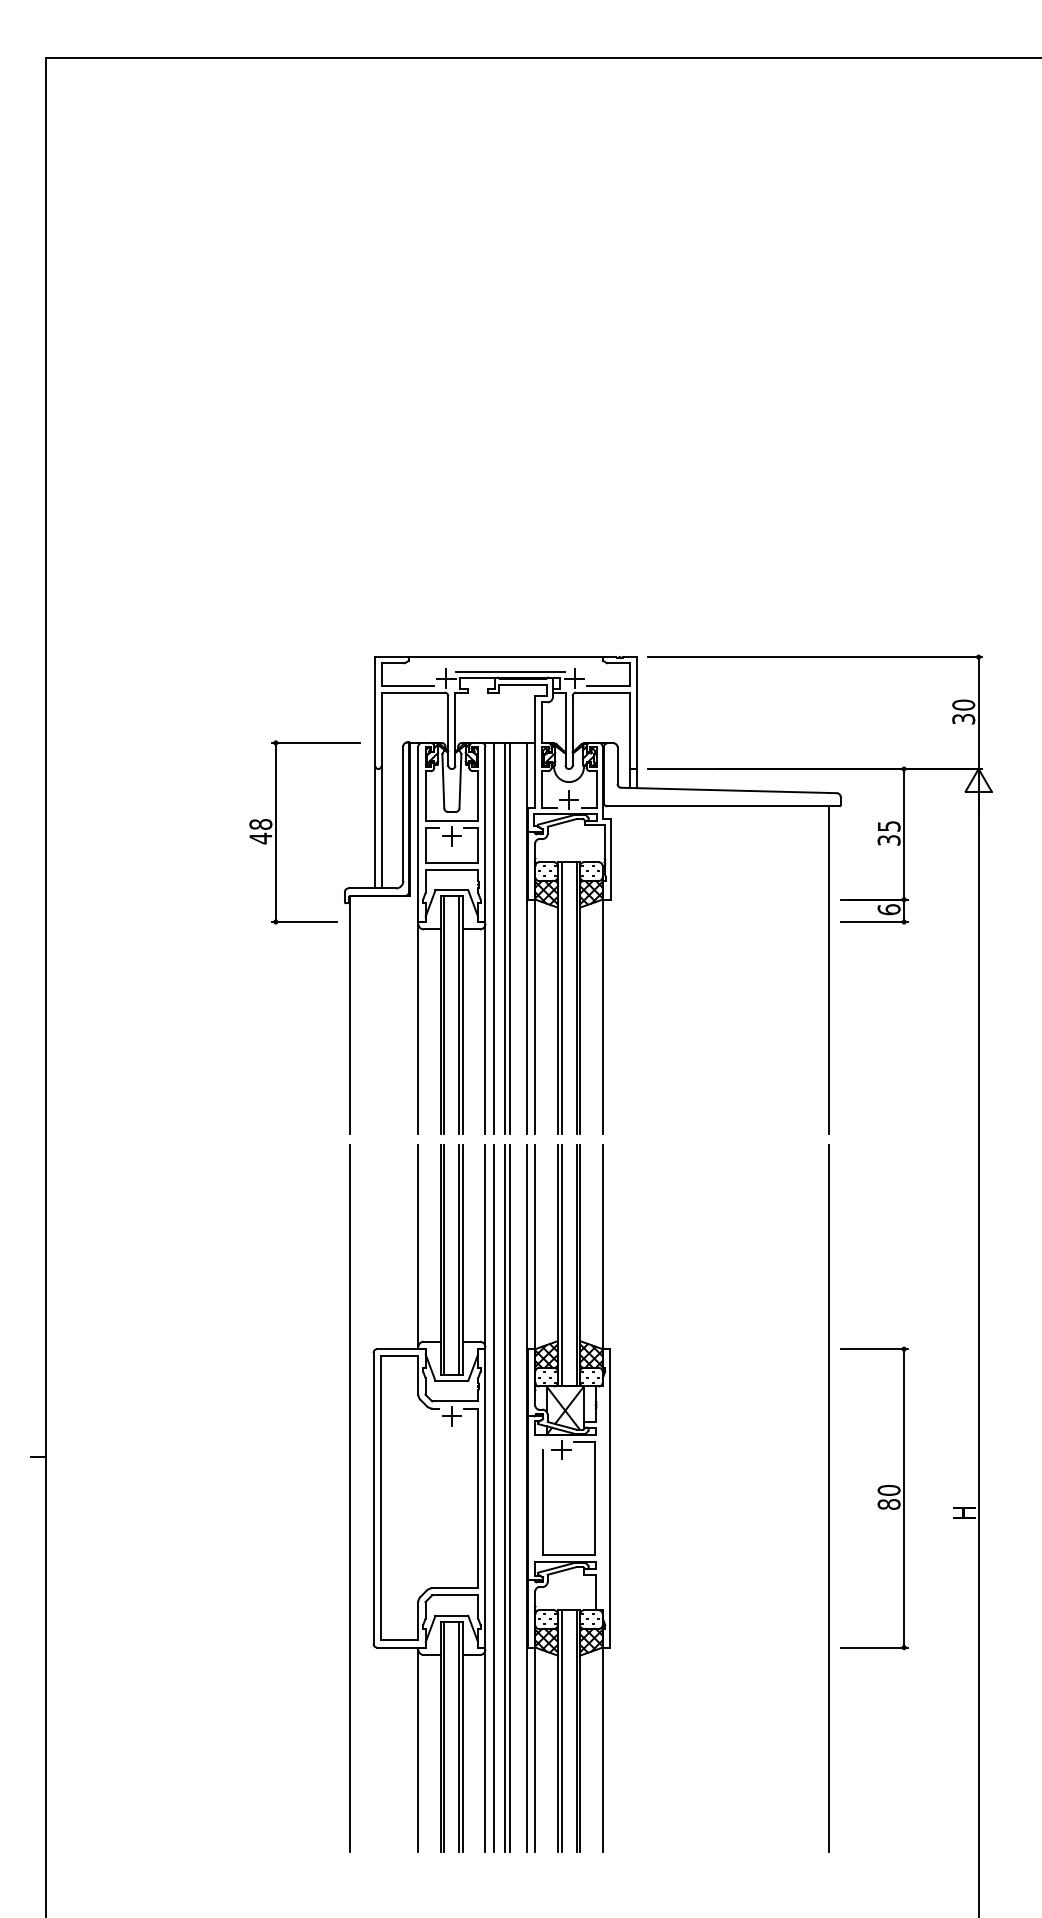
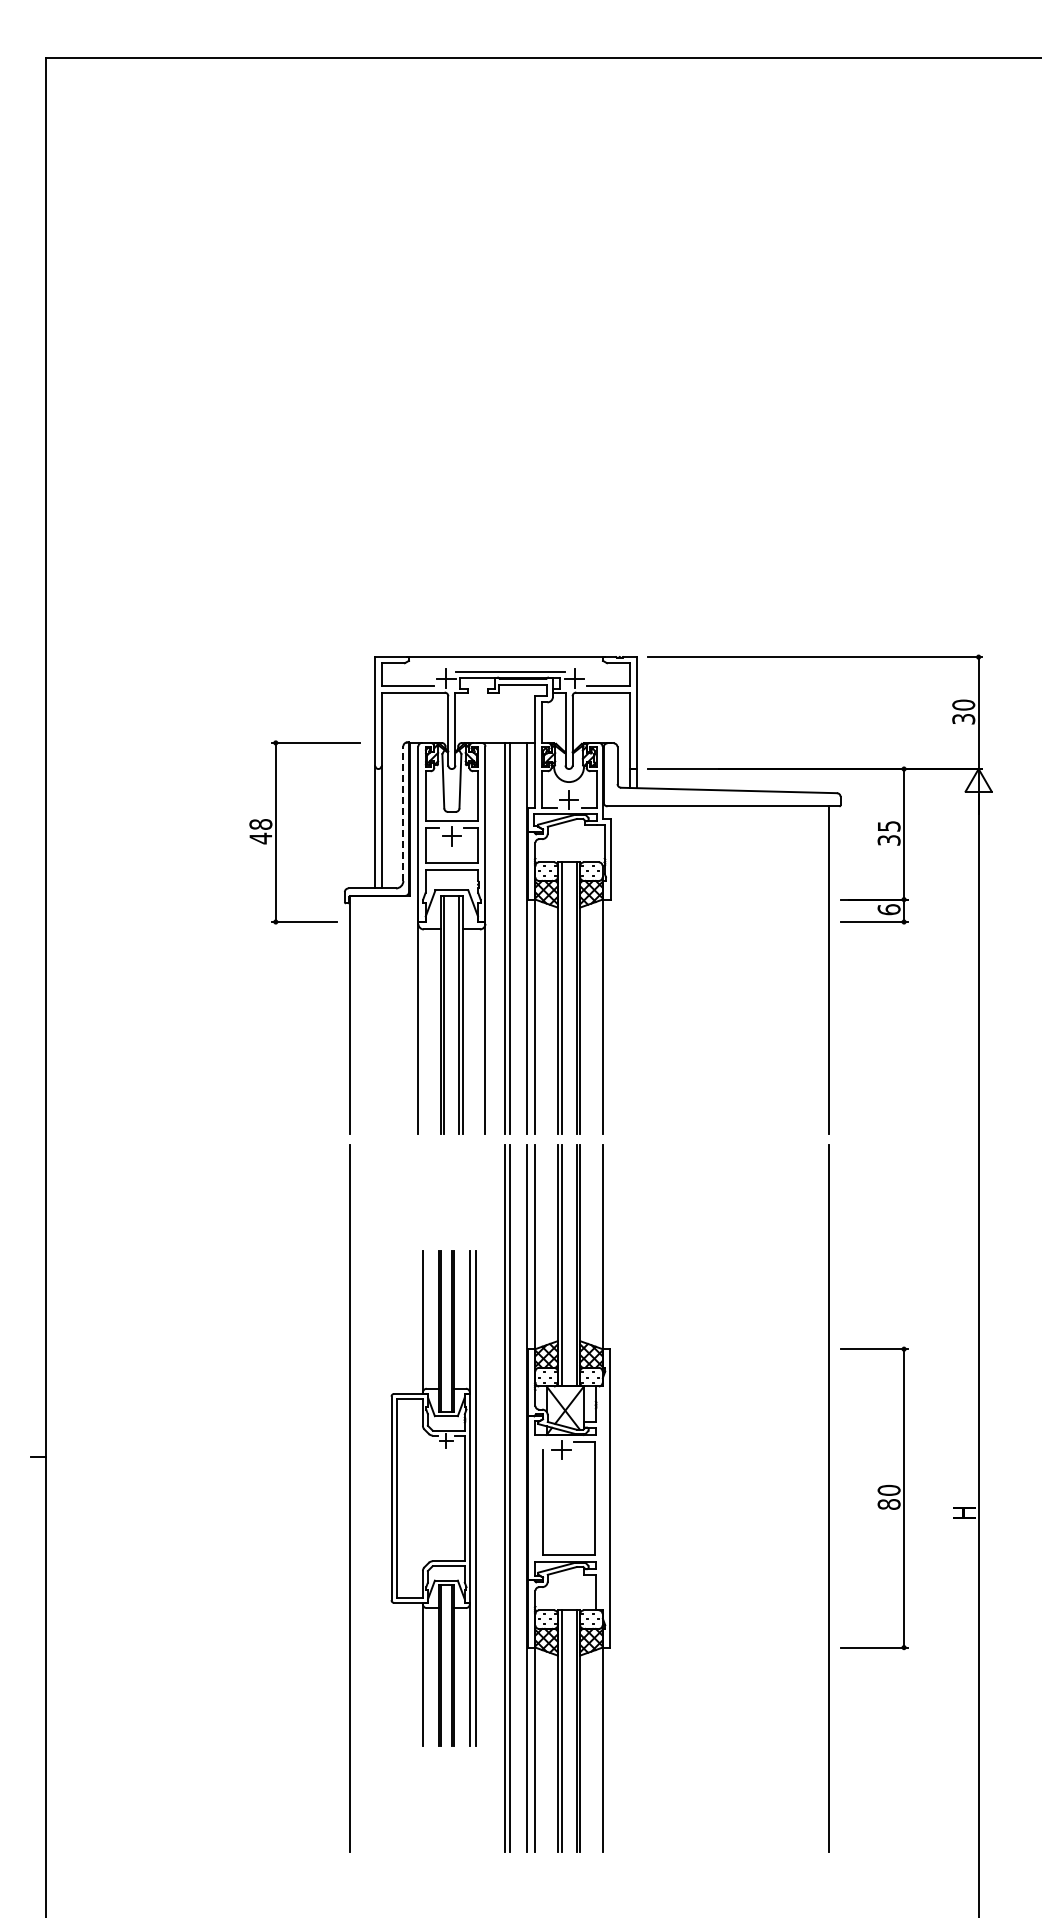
line: solid -> dashed (403, 813)
line: present -> none (493, 937)
part size: 123x709 px -> 87x497 px (433, 1498)
